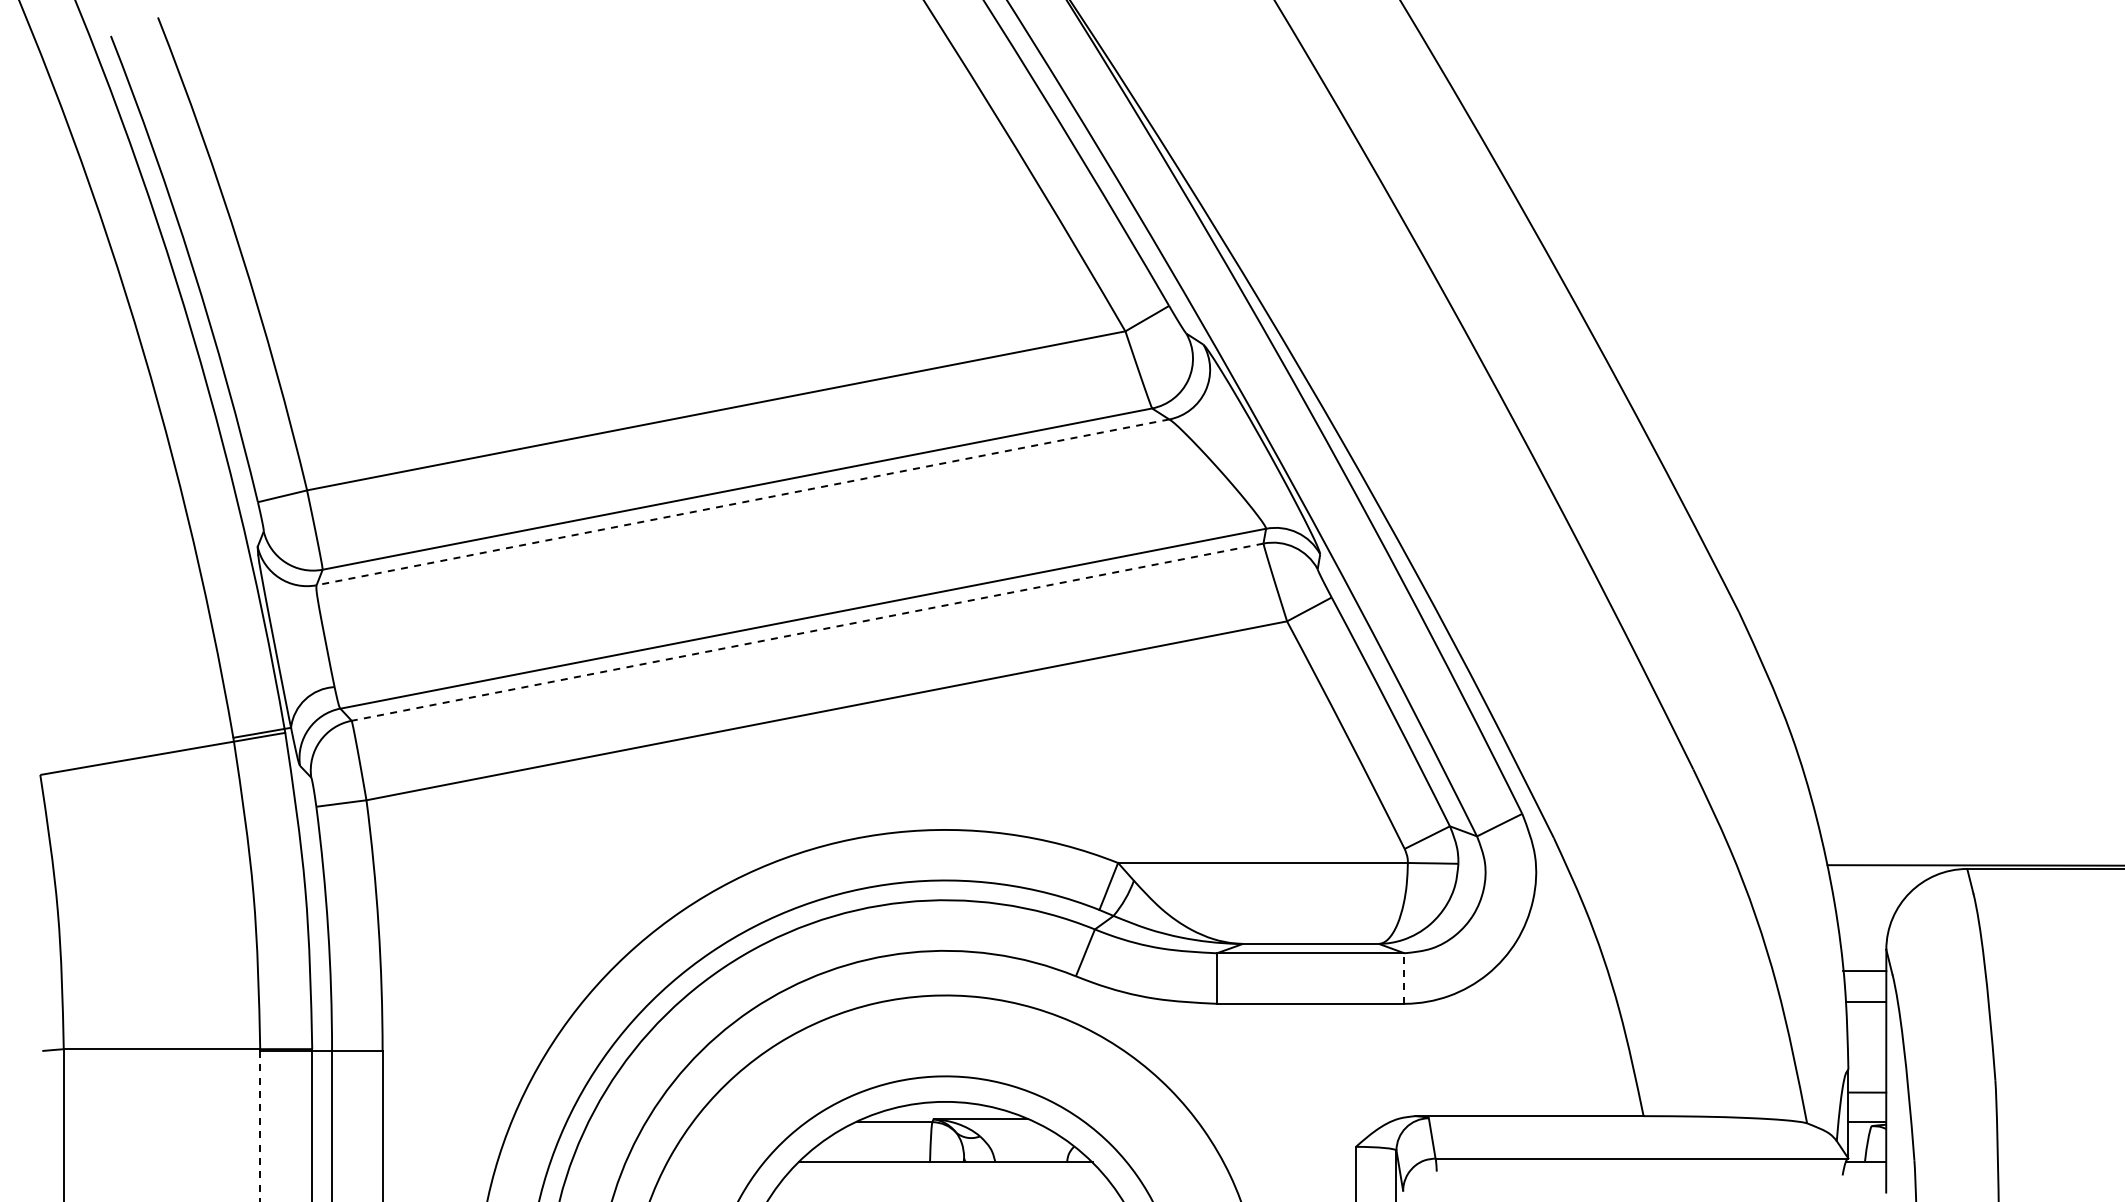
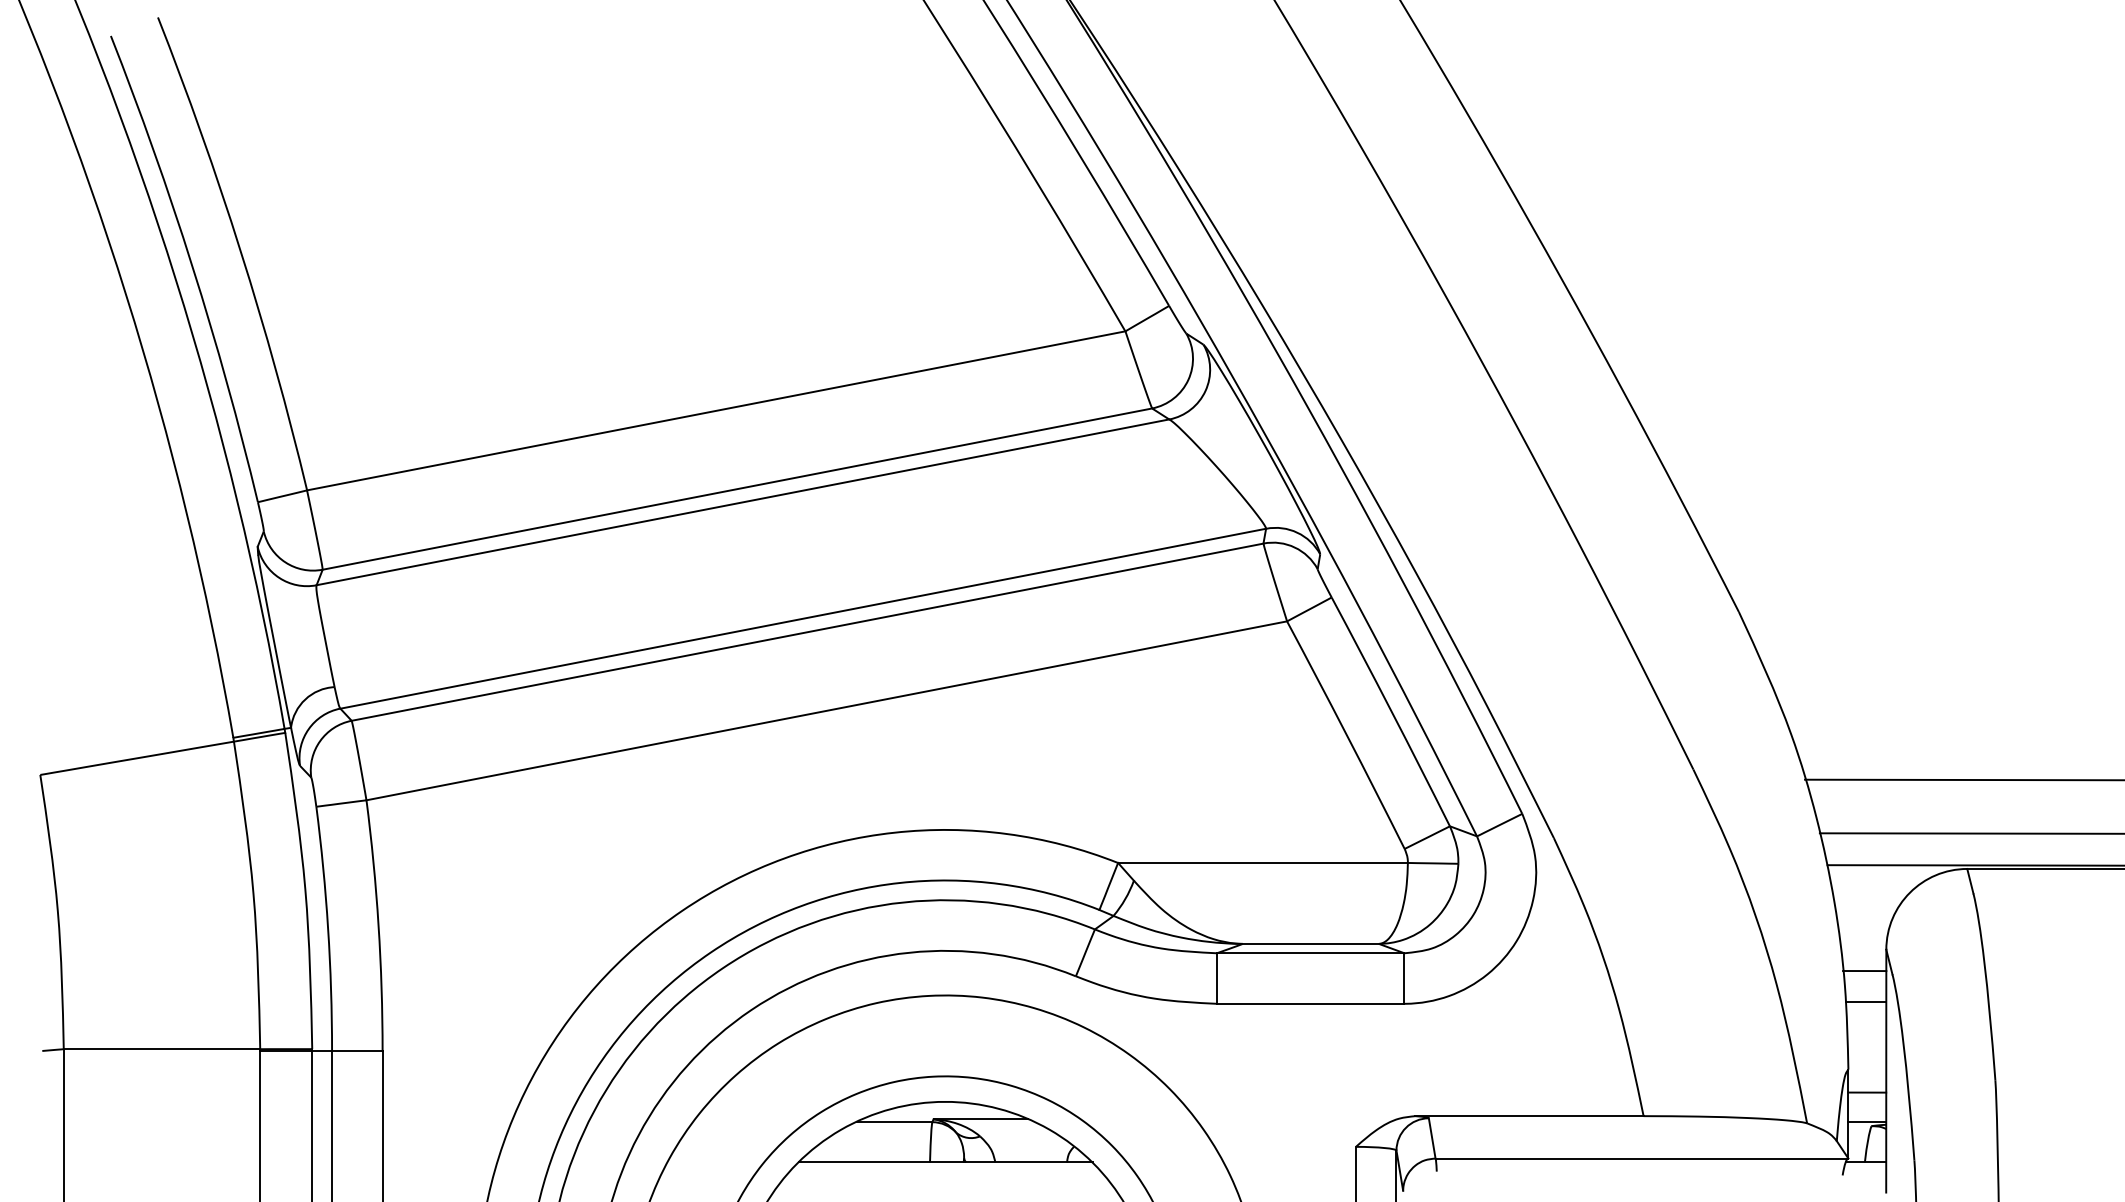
line: dashed -> solid (742, 502)
line: dashed -> solid (807, 632)
line: none -> present (1963, 779)
line: none -> present (1970, 833)
line: dashed -> solid (1404, 978)
line: dashed -> solid (260, 1126)
